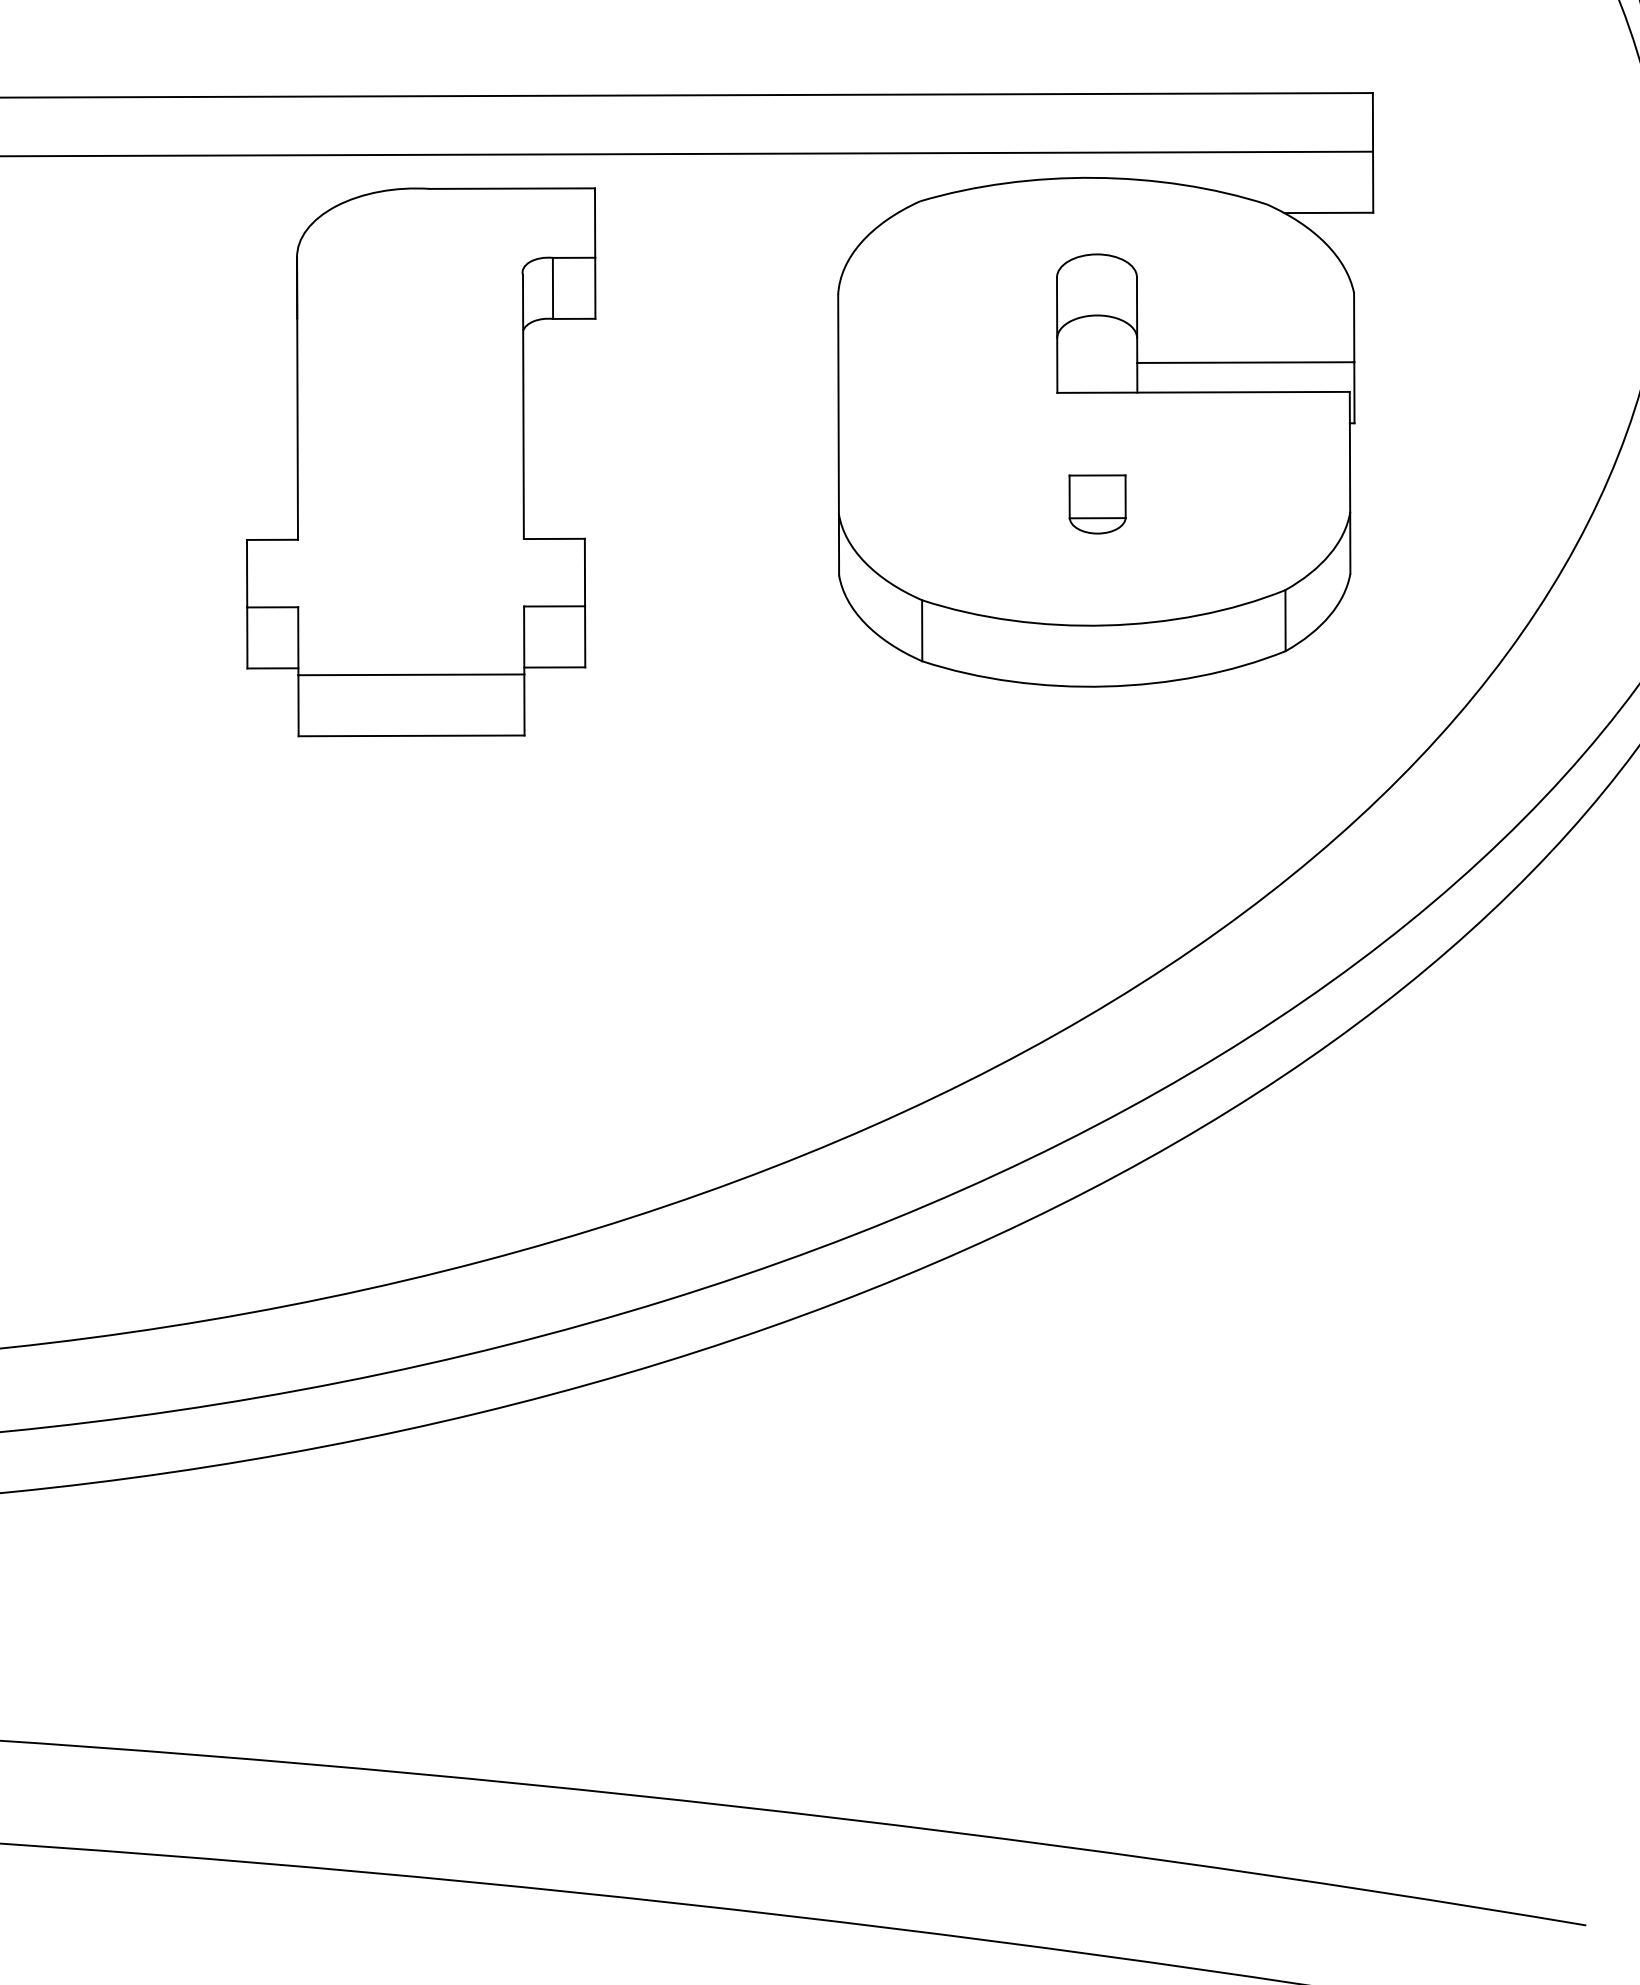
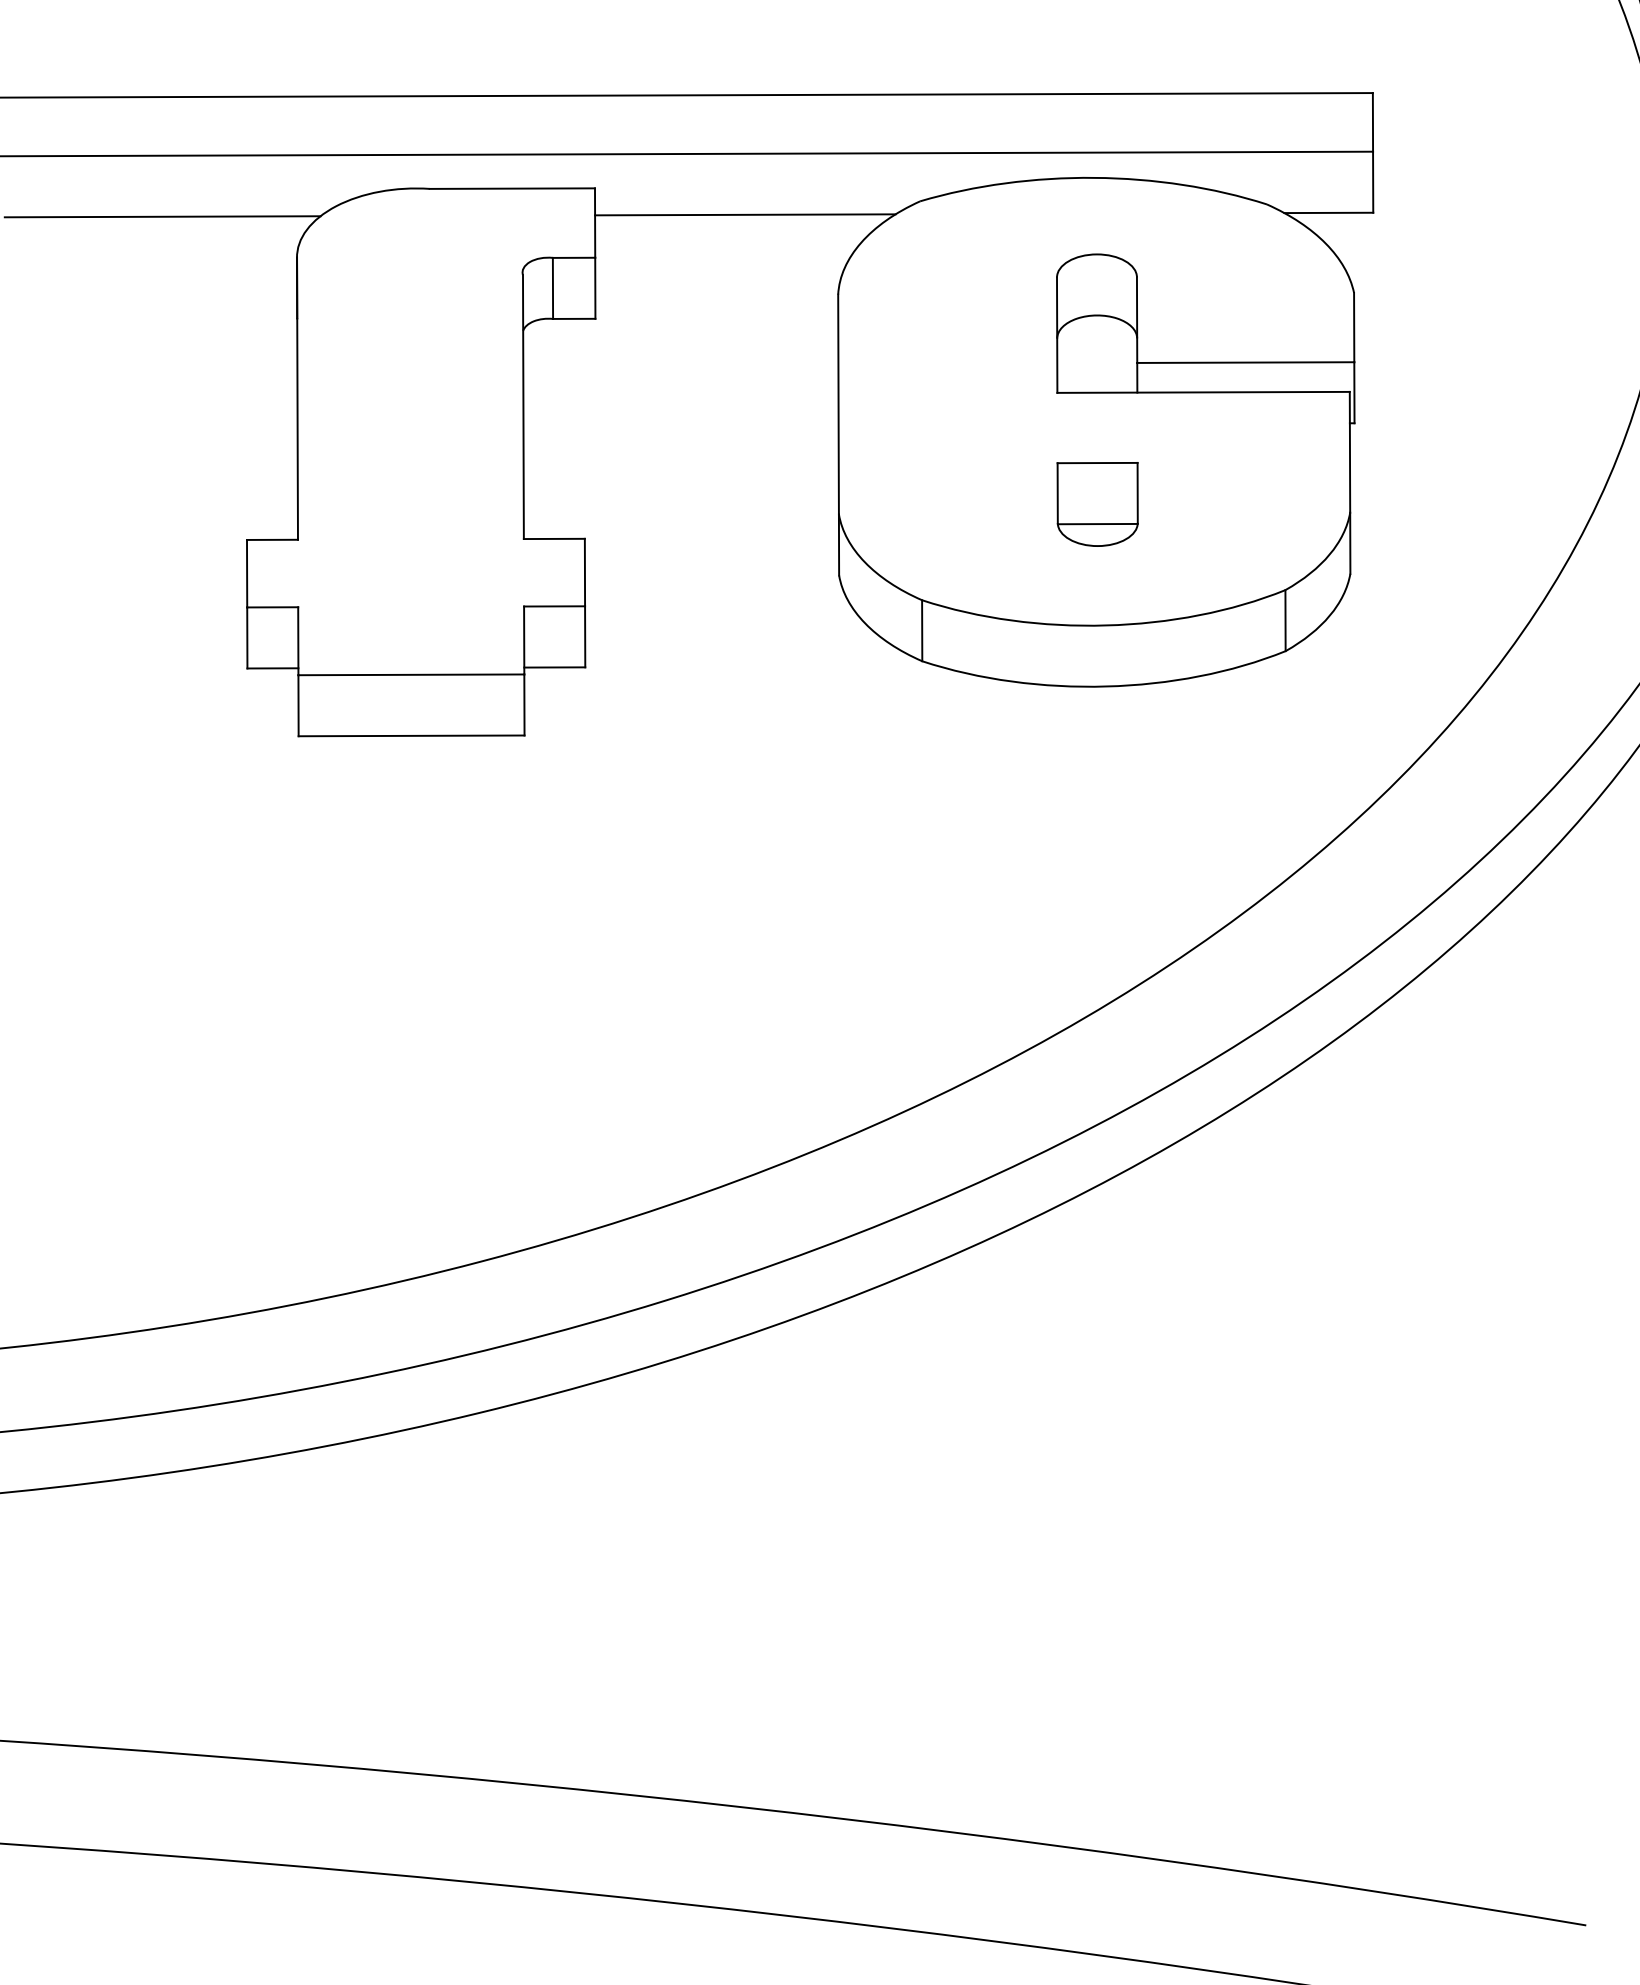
line: none -> present (745, 214)
line: none -> present (162, 216)
part size: 59x61 px -> 83x85 px (1097, 504)
